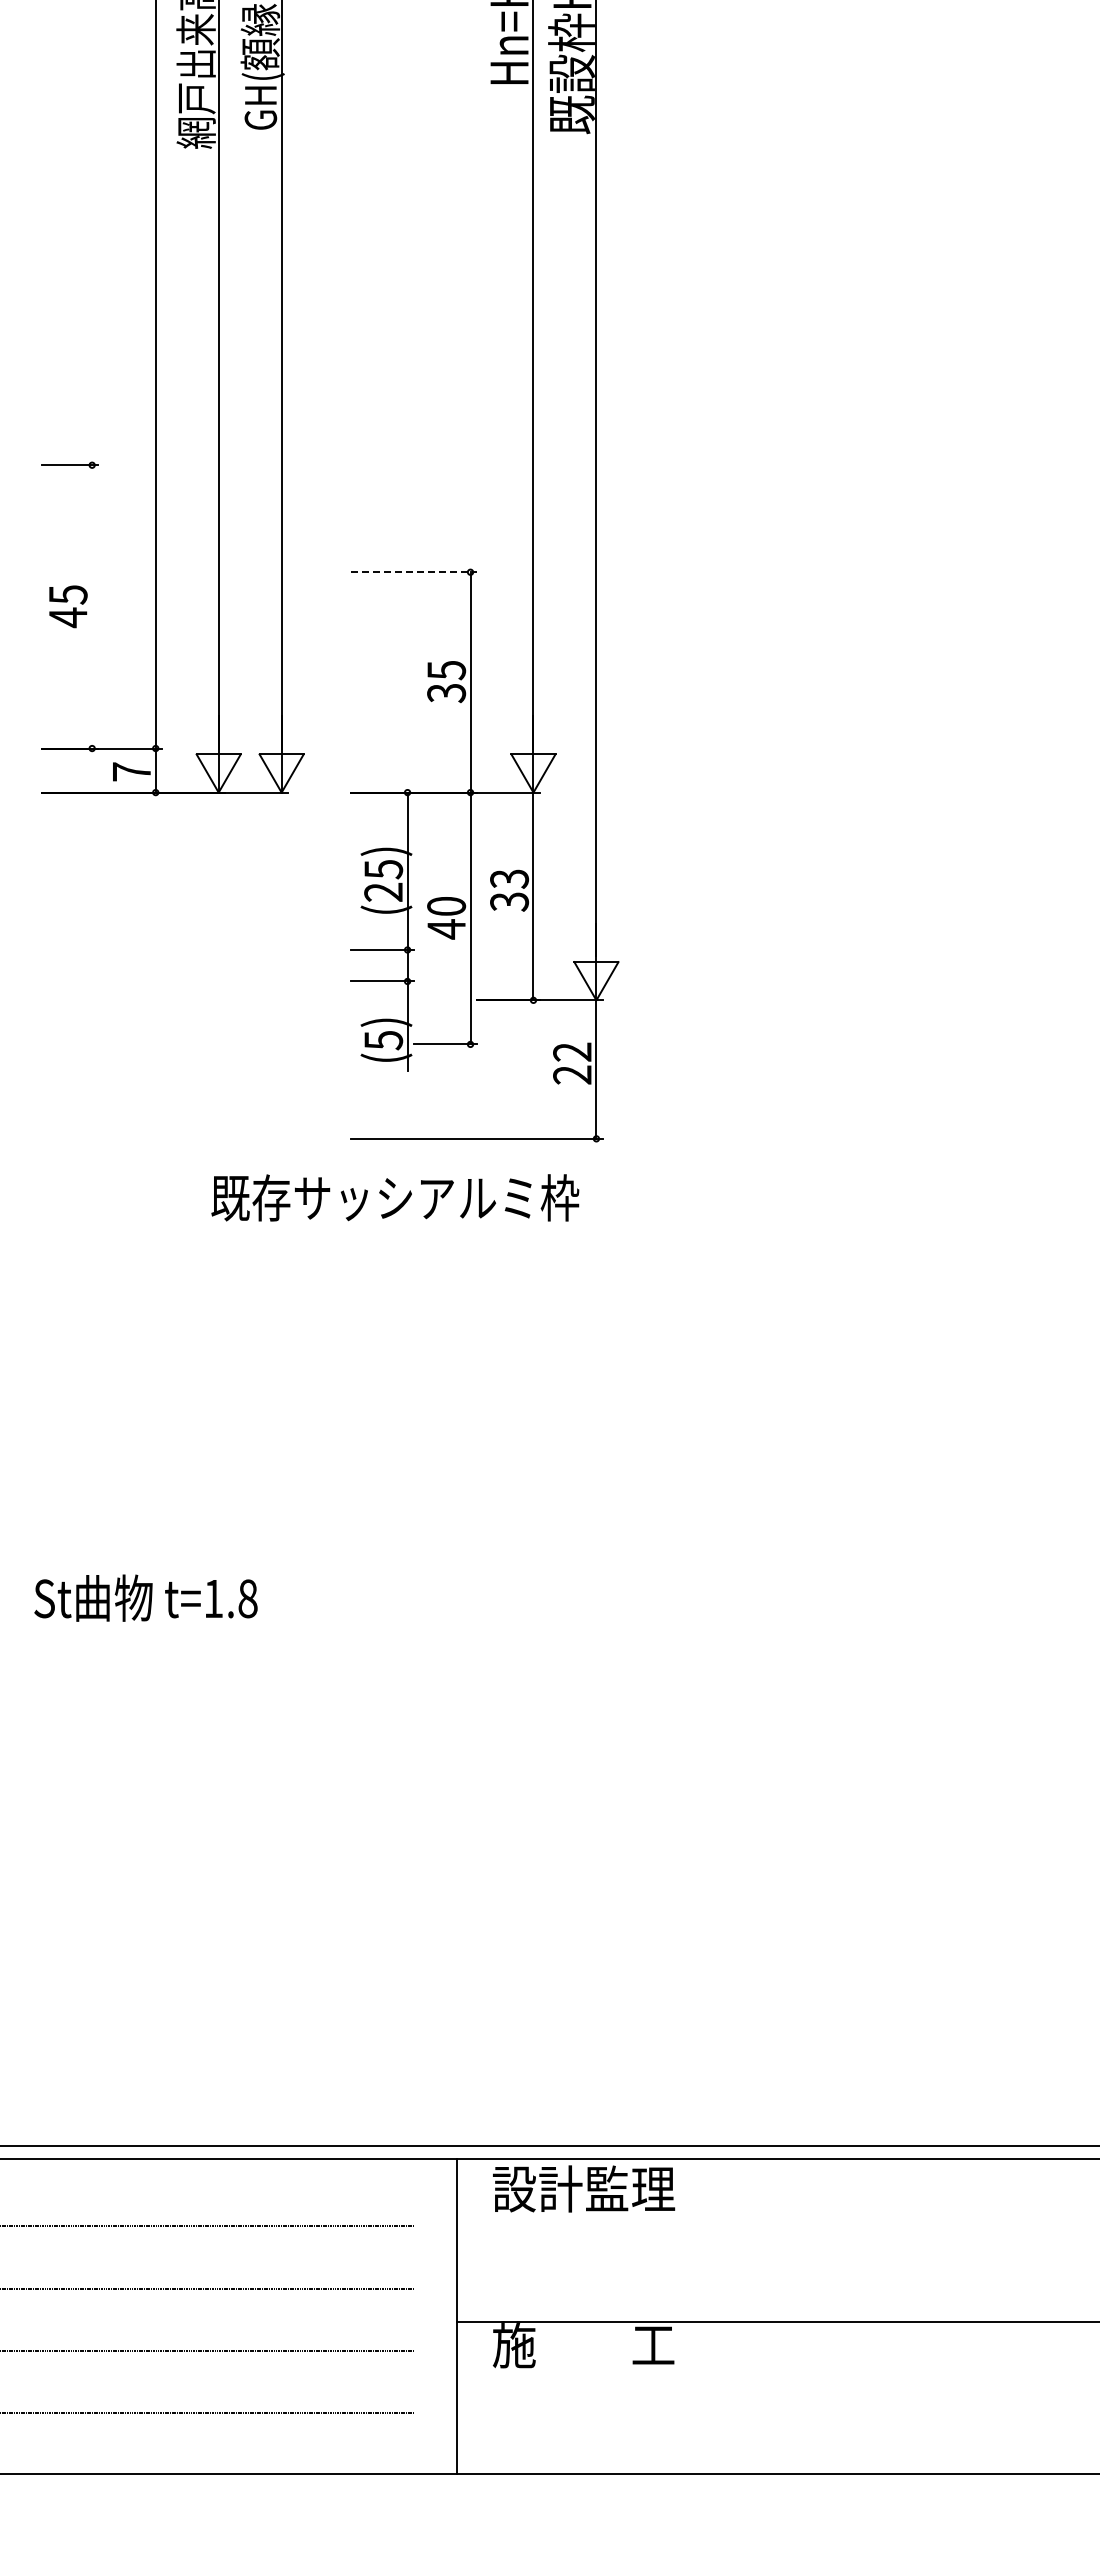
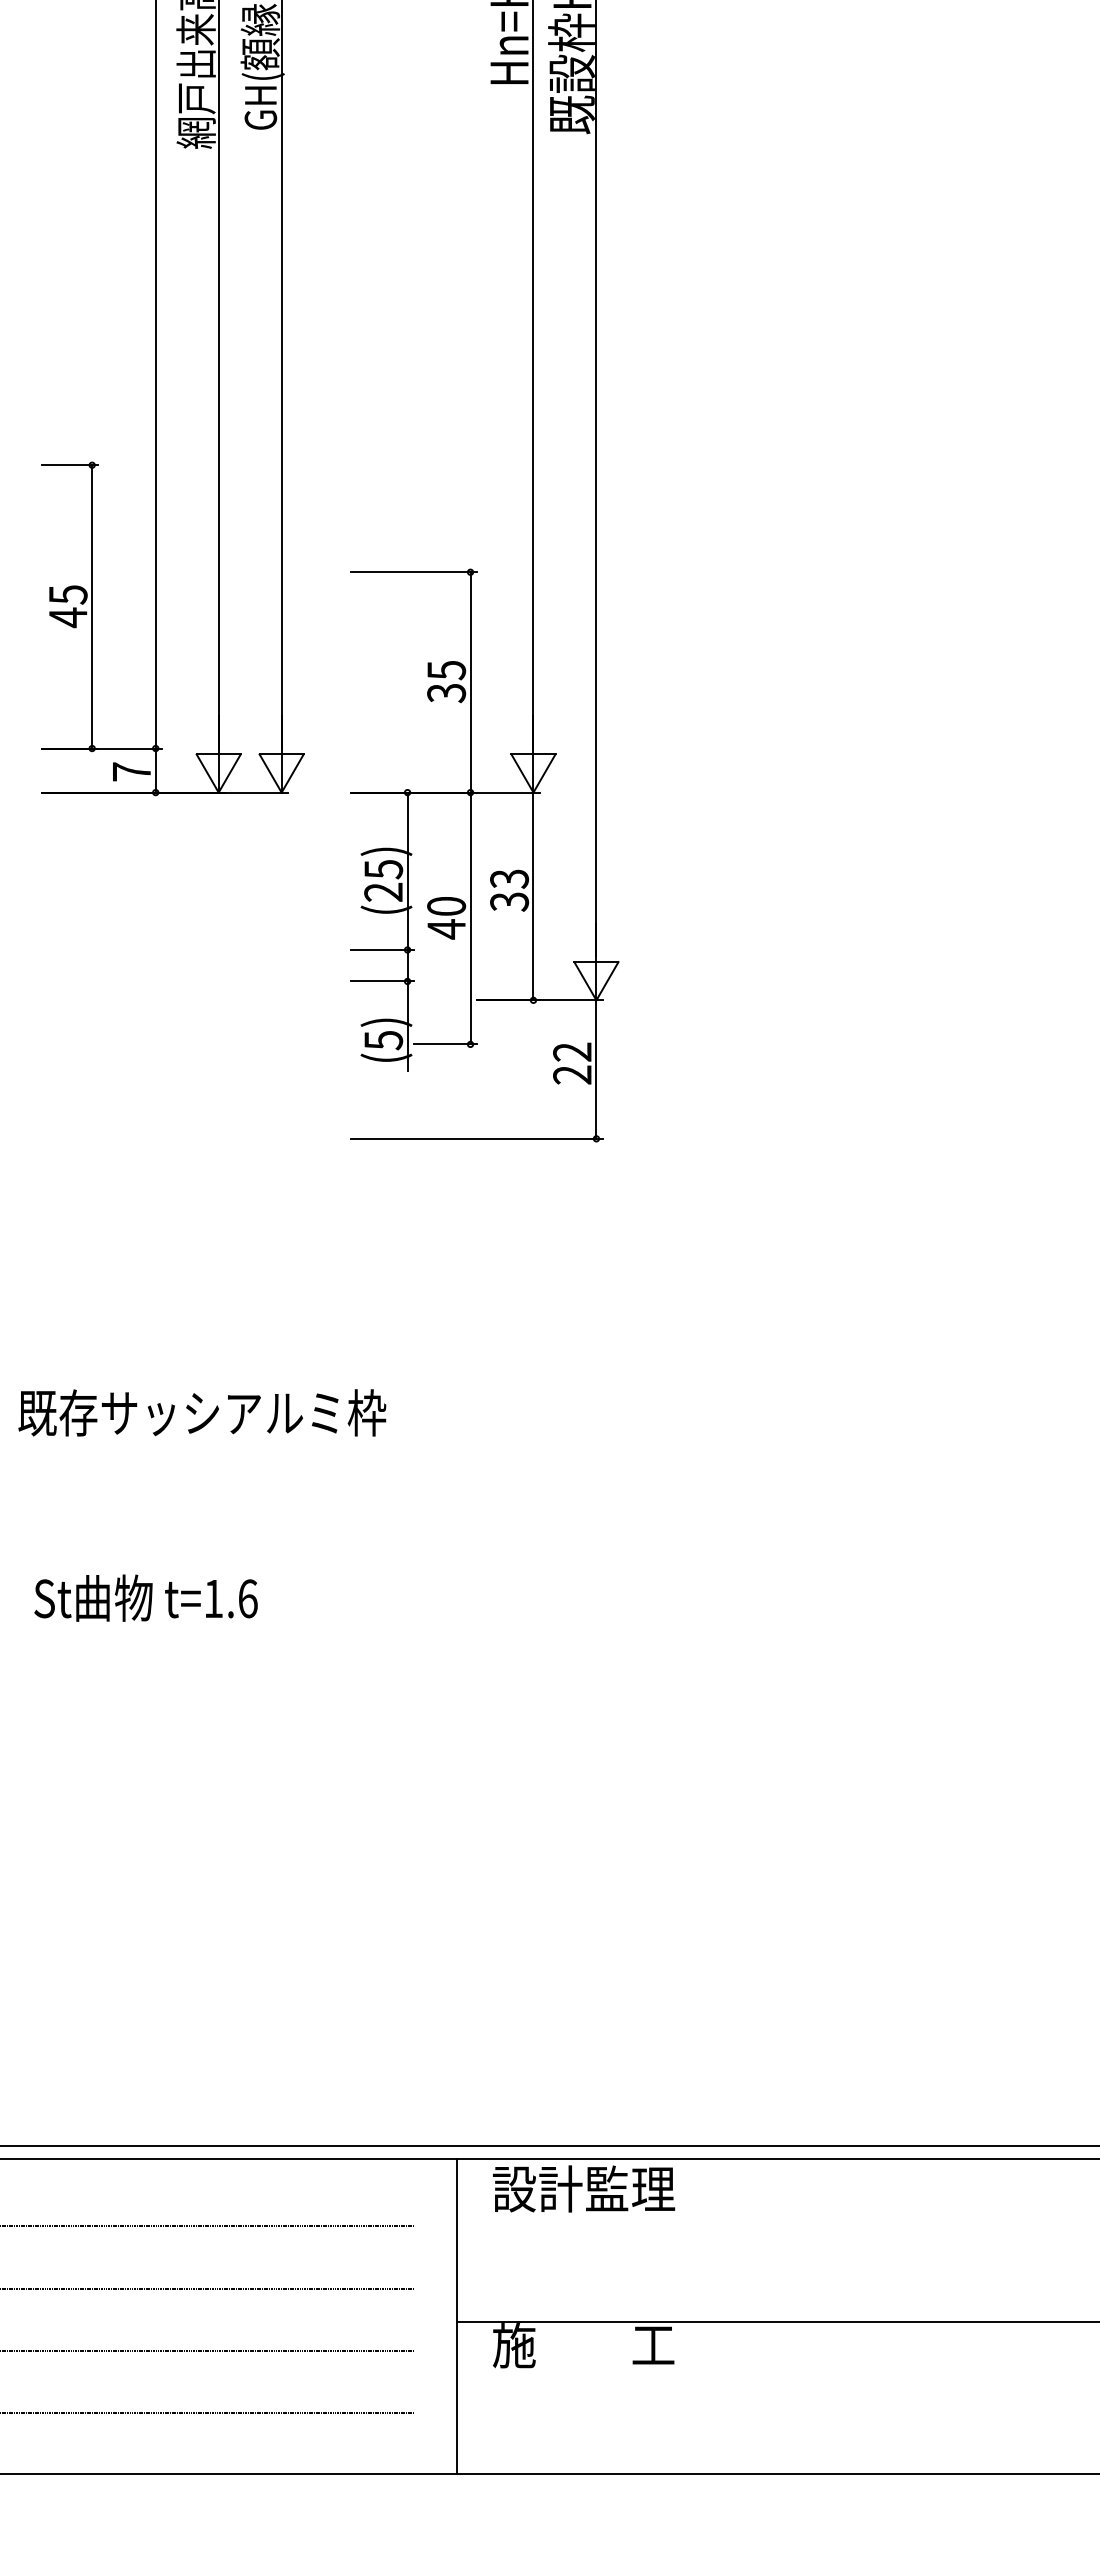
line: dashed -> solid (413, 572)
line: none -> present (92, 606)
text position: (395, 1197) -> (202, 1412) (202, 1412)
text: t=1.8 -> t=1.6 (247, 1598)
